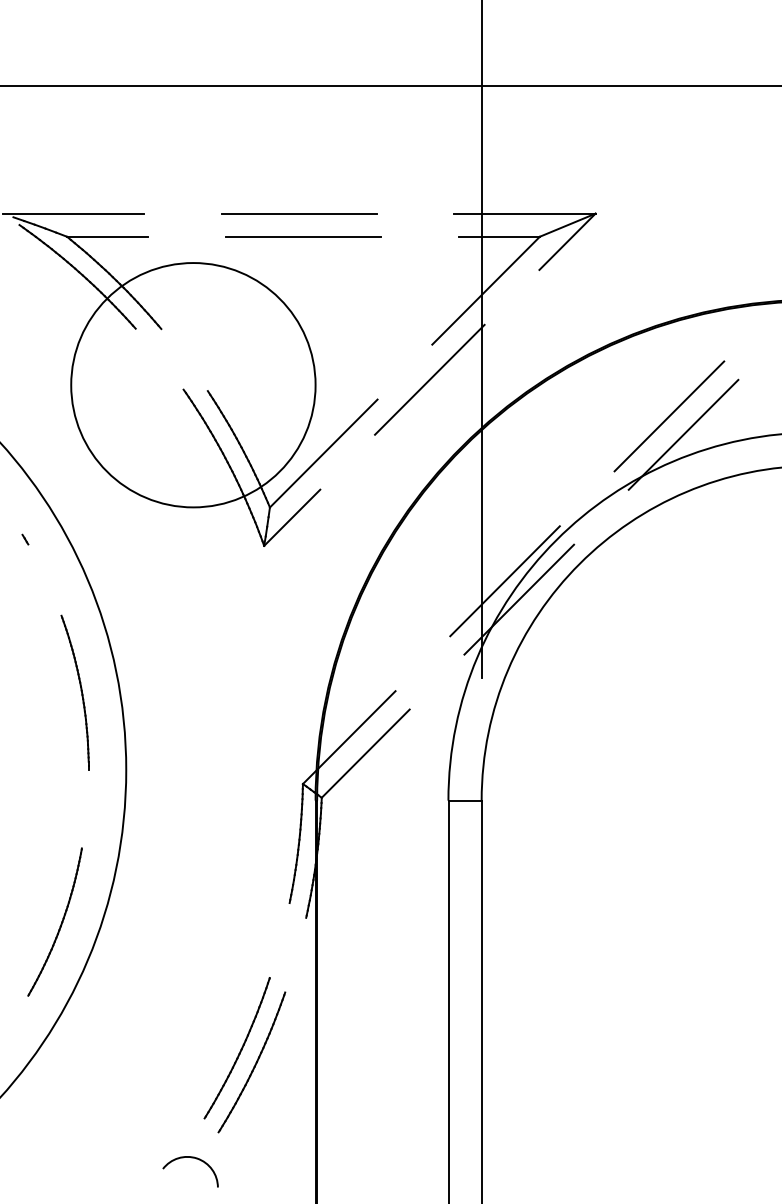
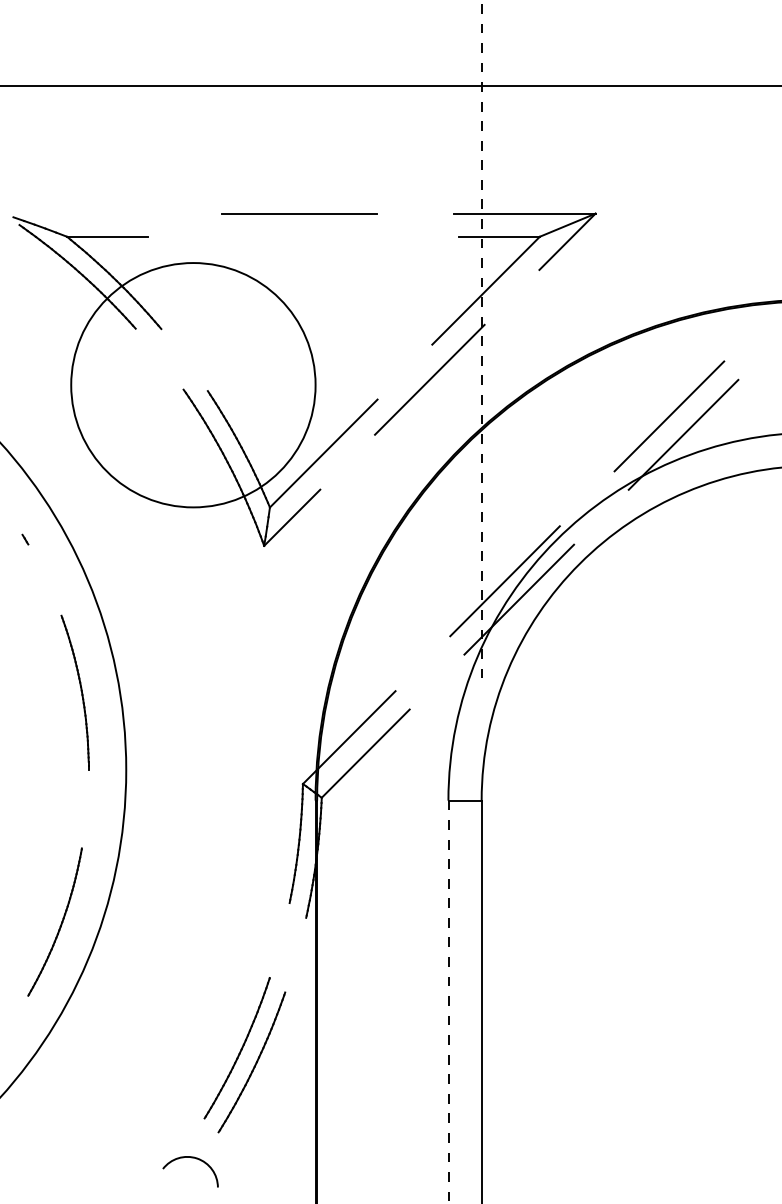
line: present -> none (72, 213)
line: present -> none (303, 236)
line: solid -> dashed (481, 339)
line: solid -> dashed (448, 1002)
